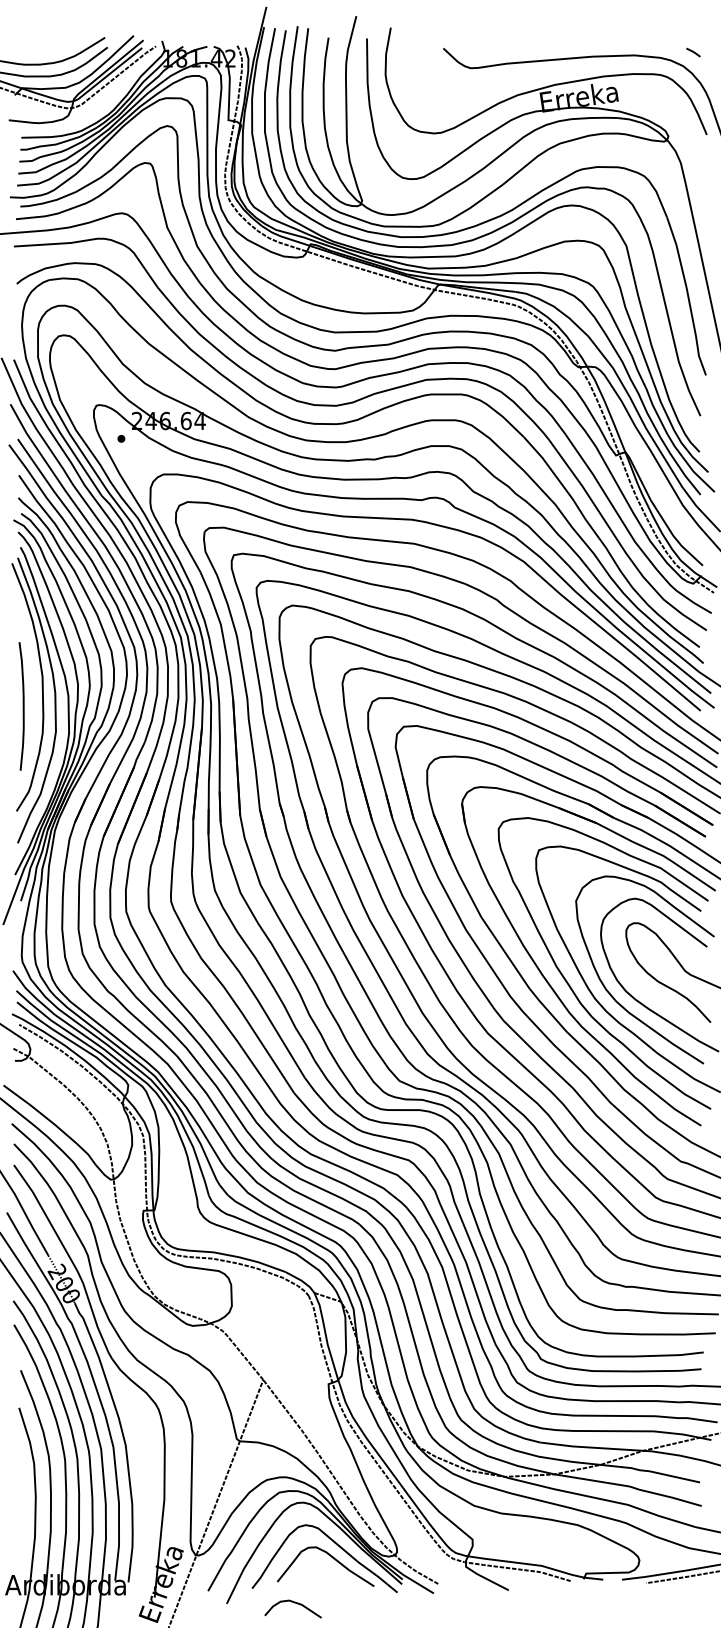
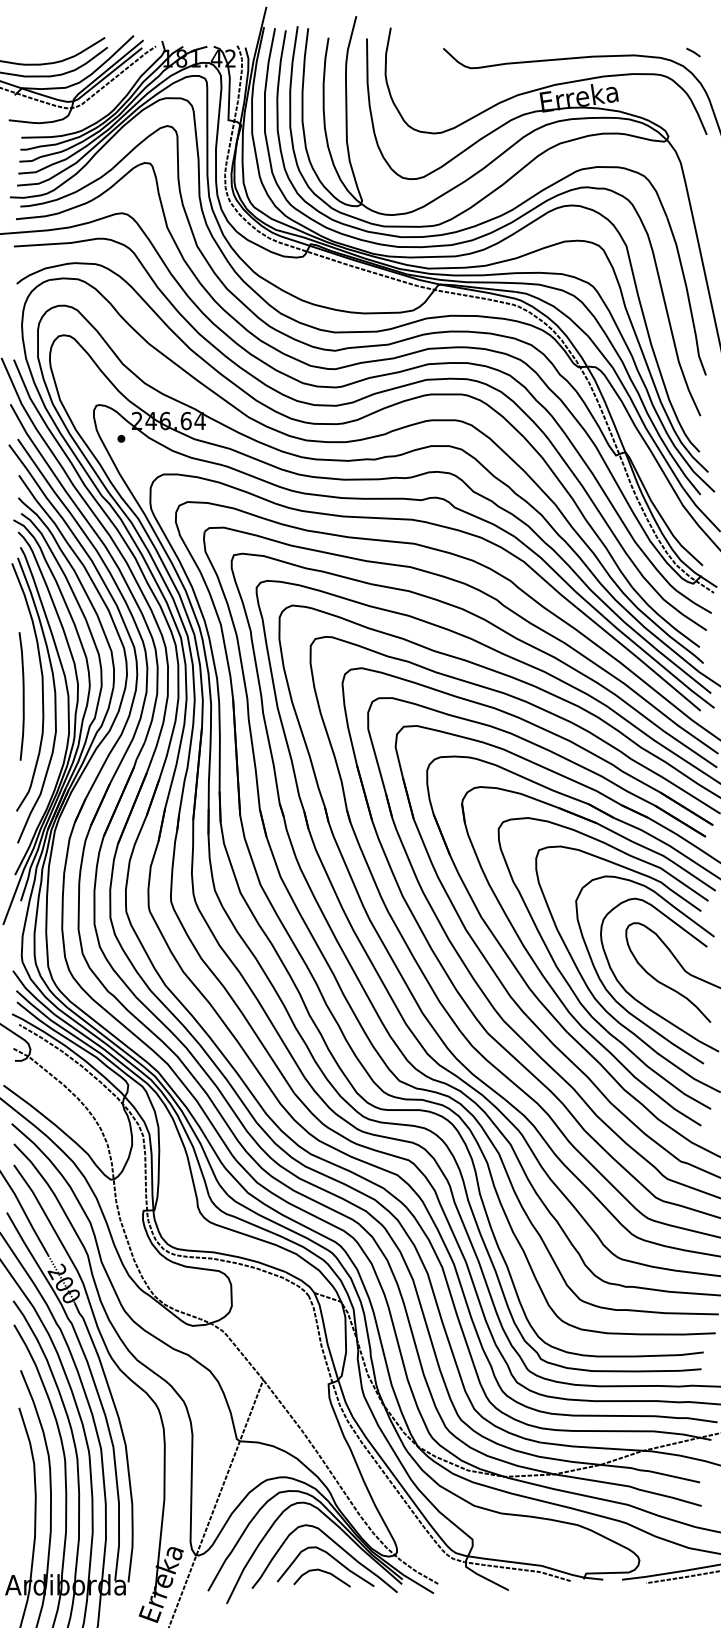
curve position: (22, 706) -> (22, 696) (22, 696)
curve position: (294, 1603) -> (323, 1572) (323, 1572)
